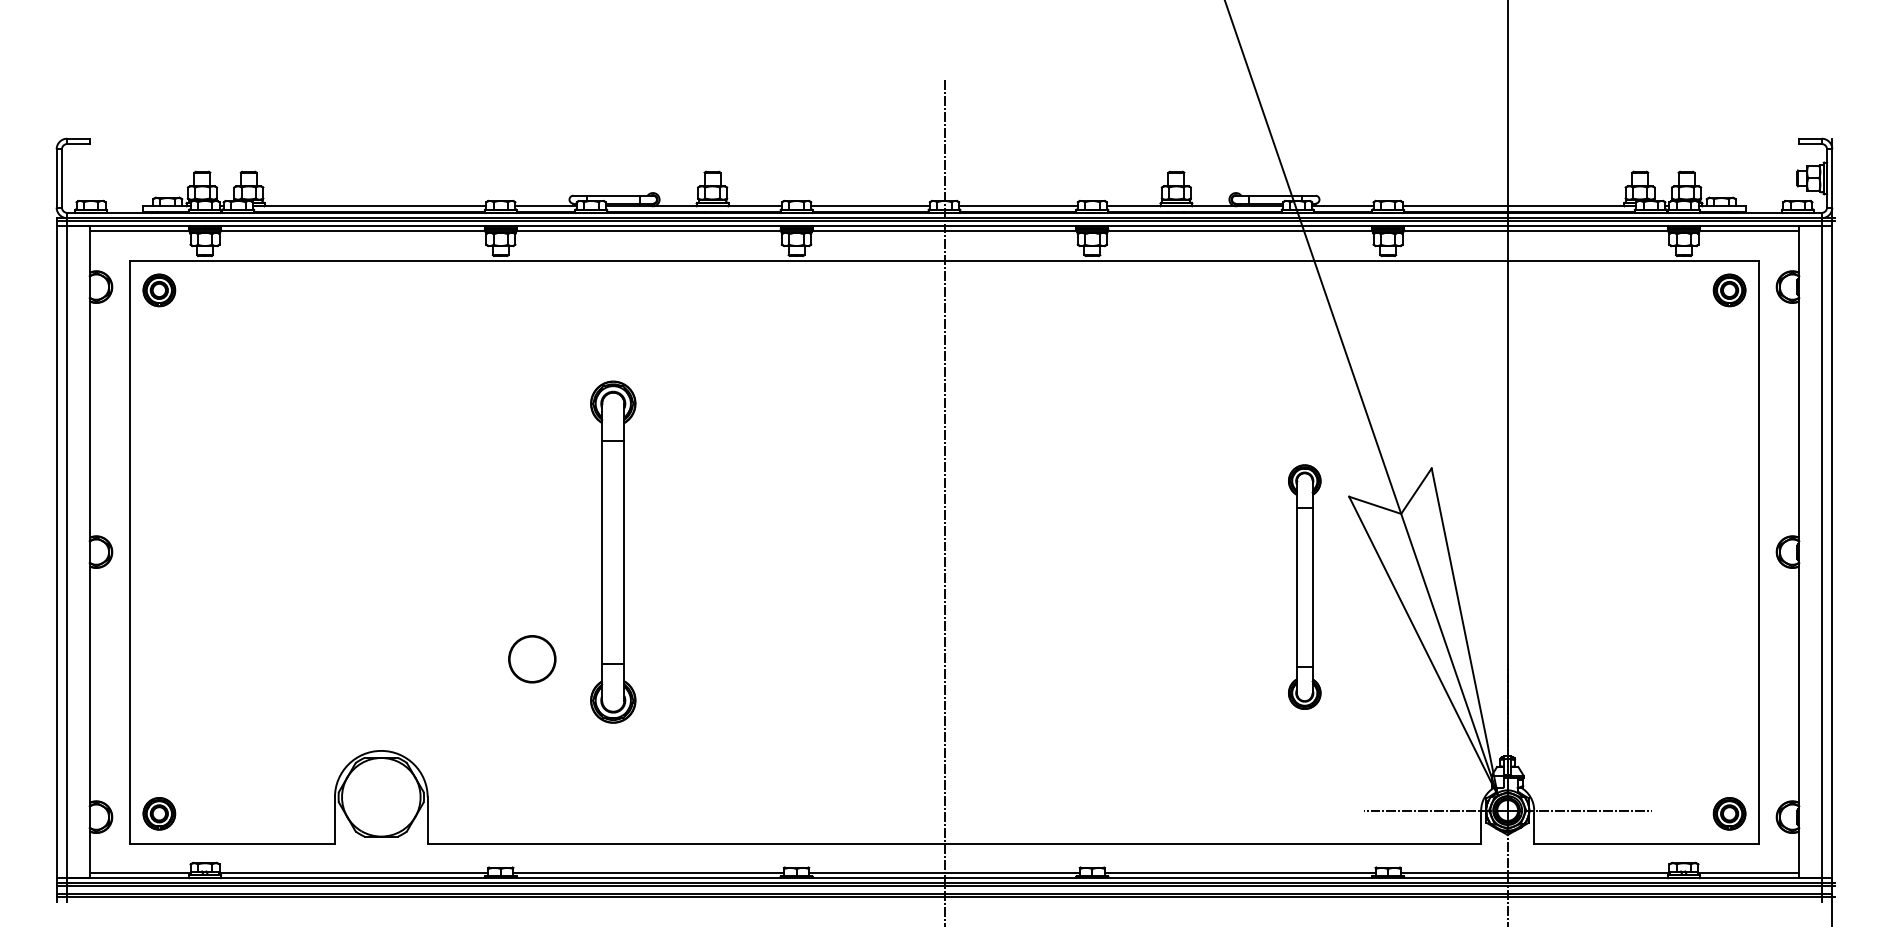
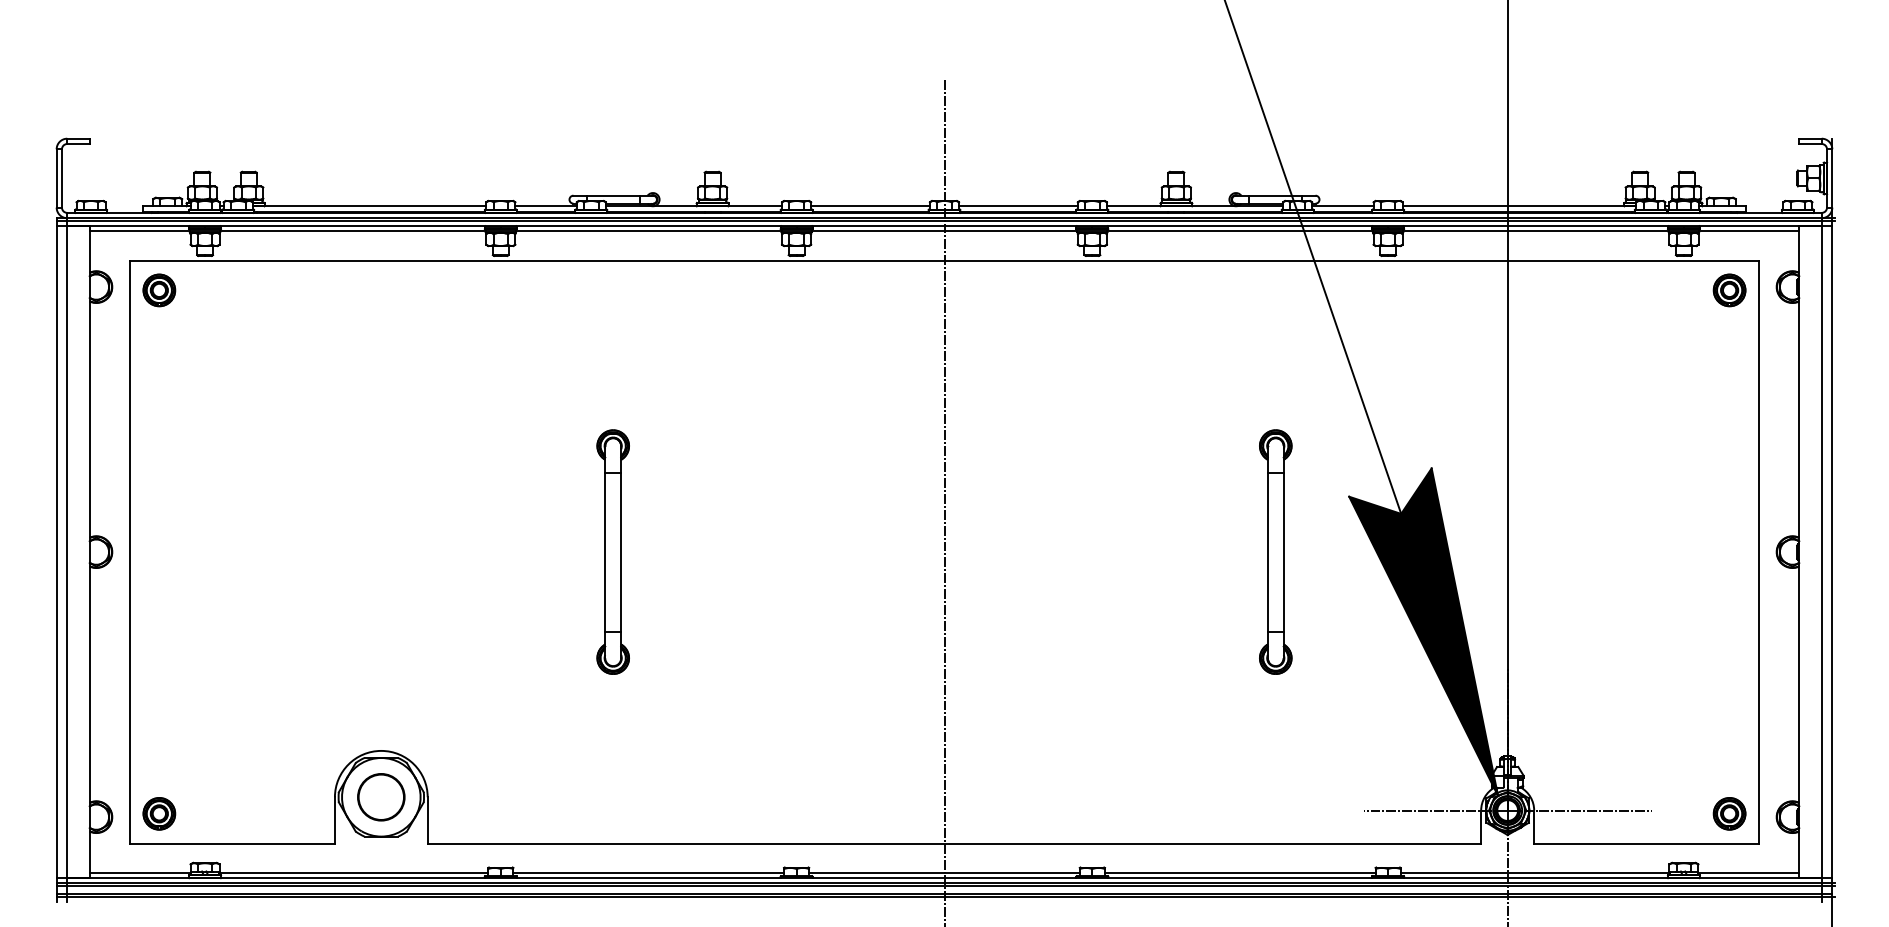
part size: 47x344 px -> 34x246 px (612, 551)
part position: (1304, 586) -> (1275, 551) (1275, 551)
fill: none -> present (1423, 631)
circle position: (532, 659) -> (381, 797) (381, 797)
